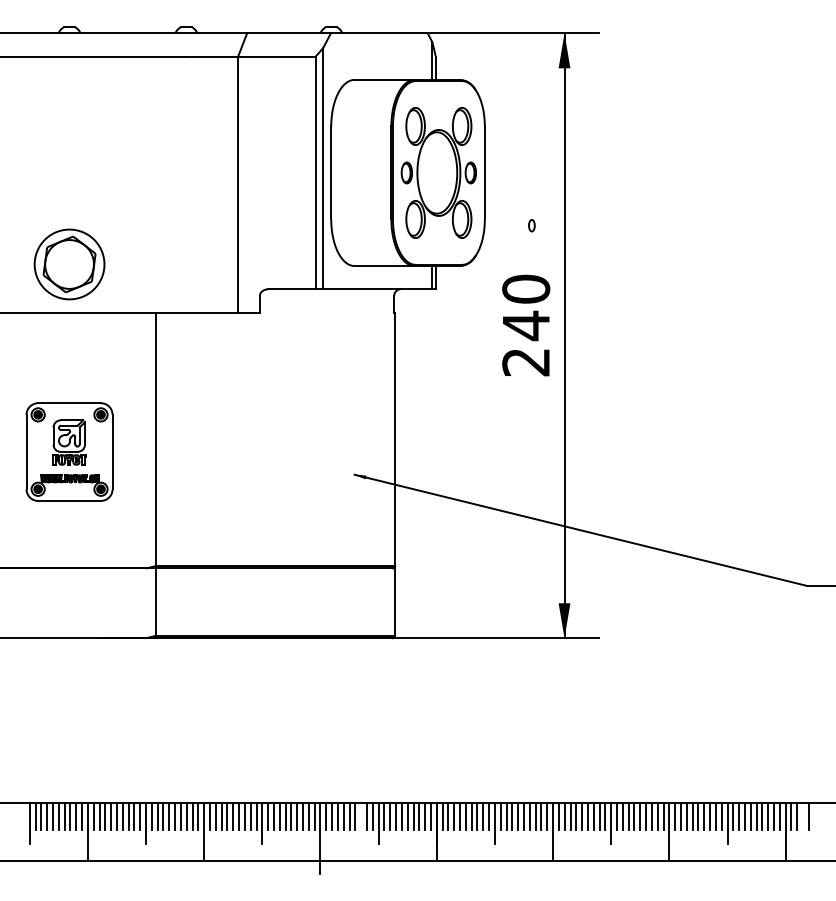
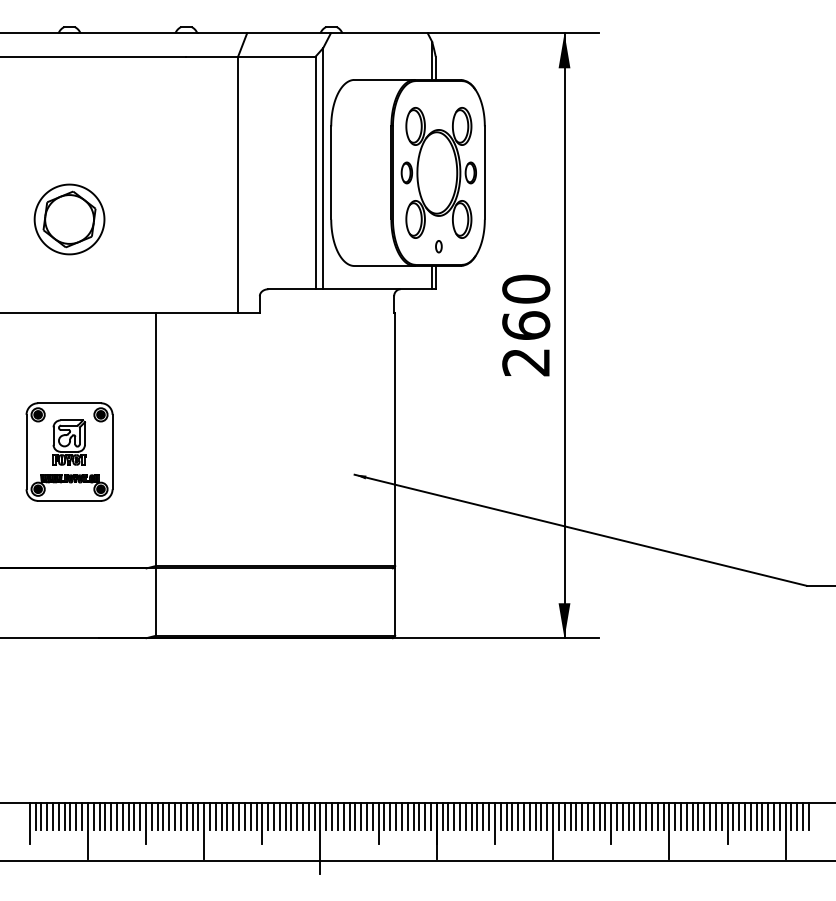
part position: (531, 225) -> (438, 246) (438, 246)
part position: (69, 264) -> (69, 219) (69, 219)
text: 240 -> 260 (526, 325)
line: none -> present (361, 815)
line: none -> present (803, 815)
